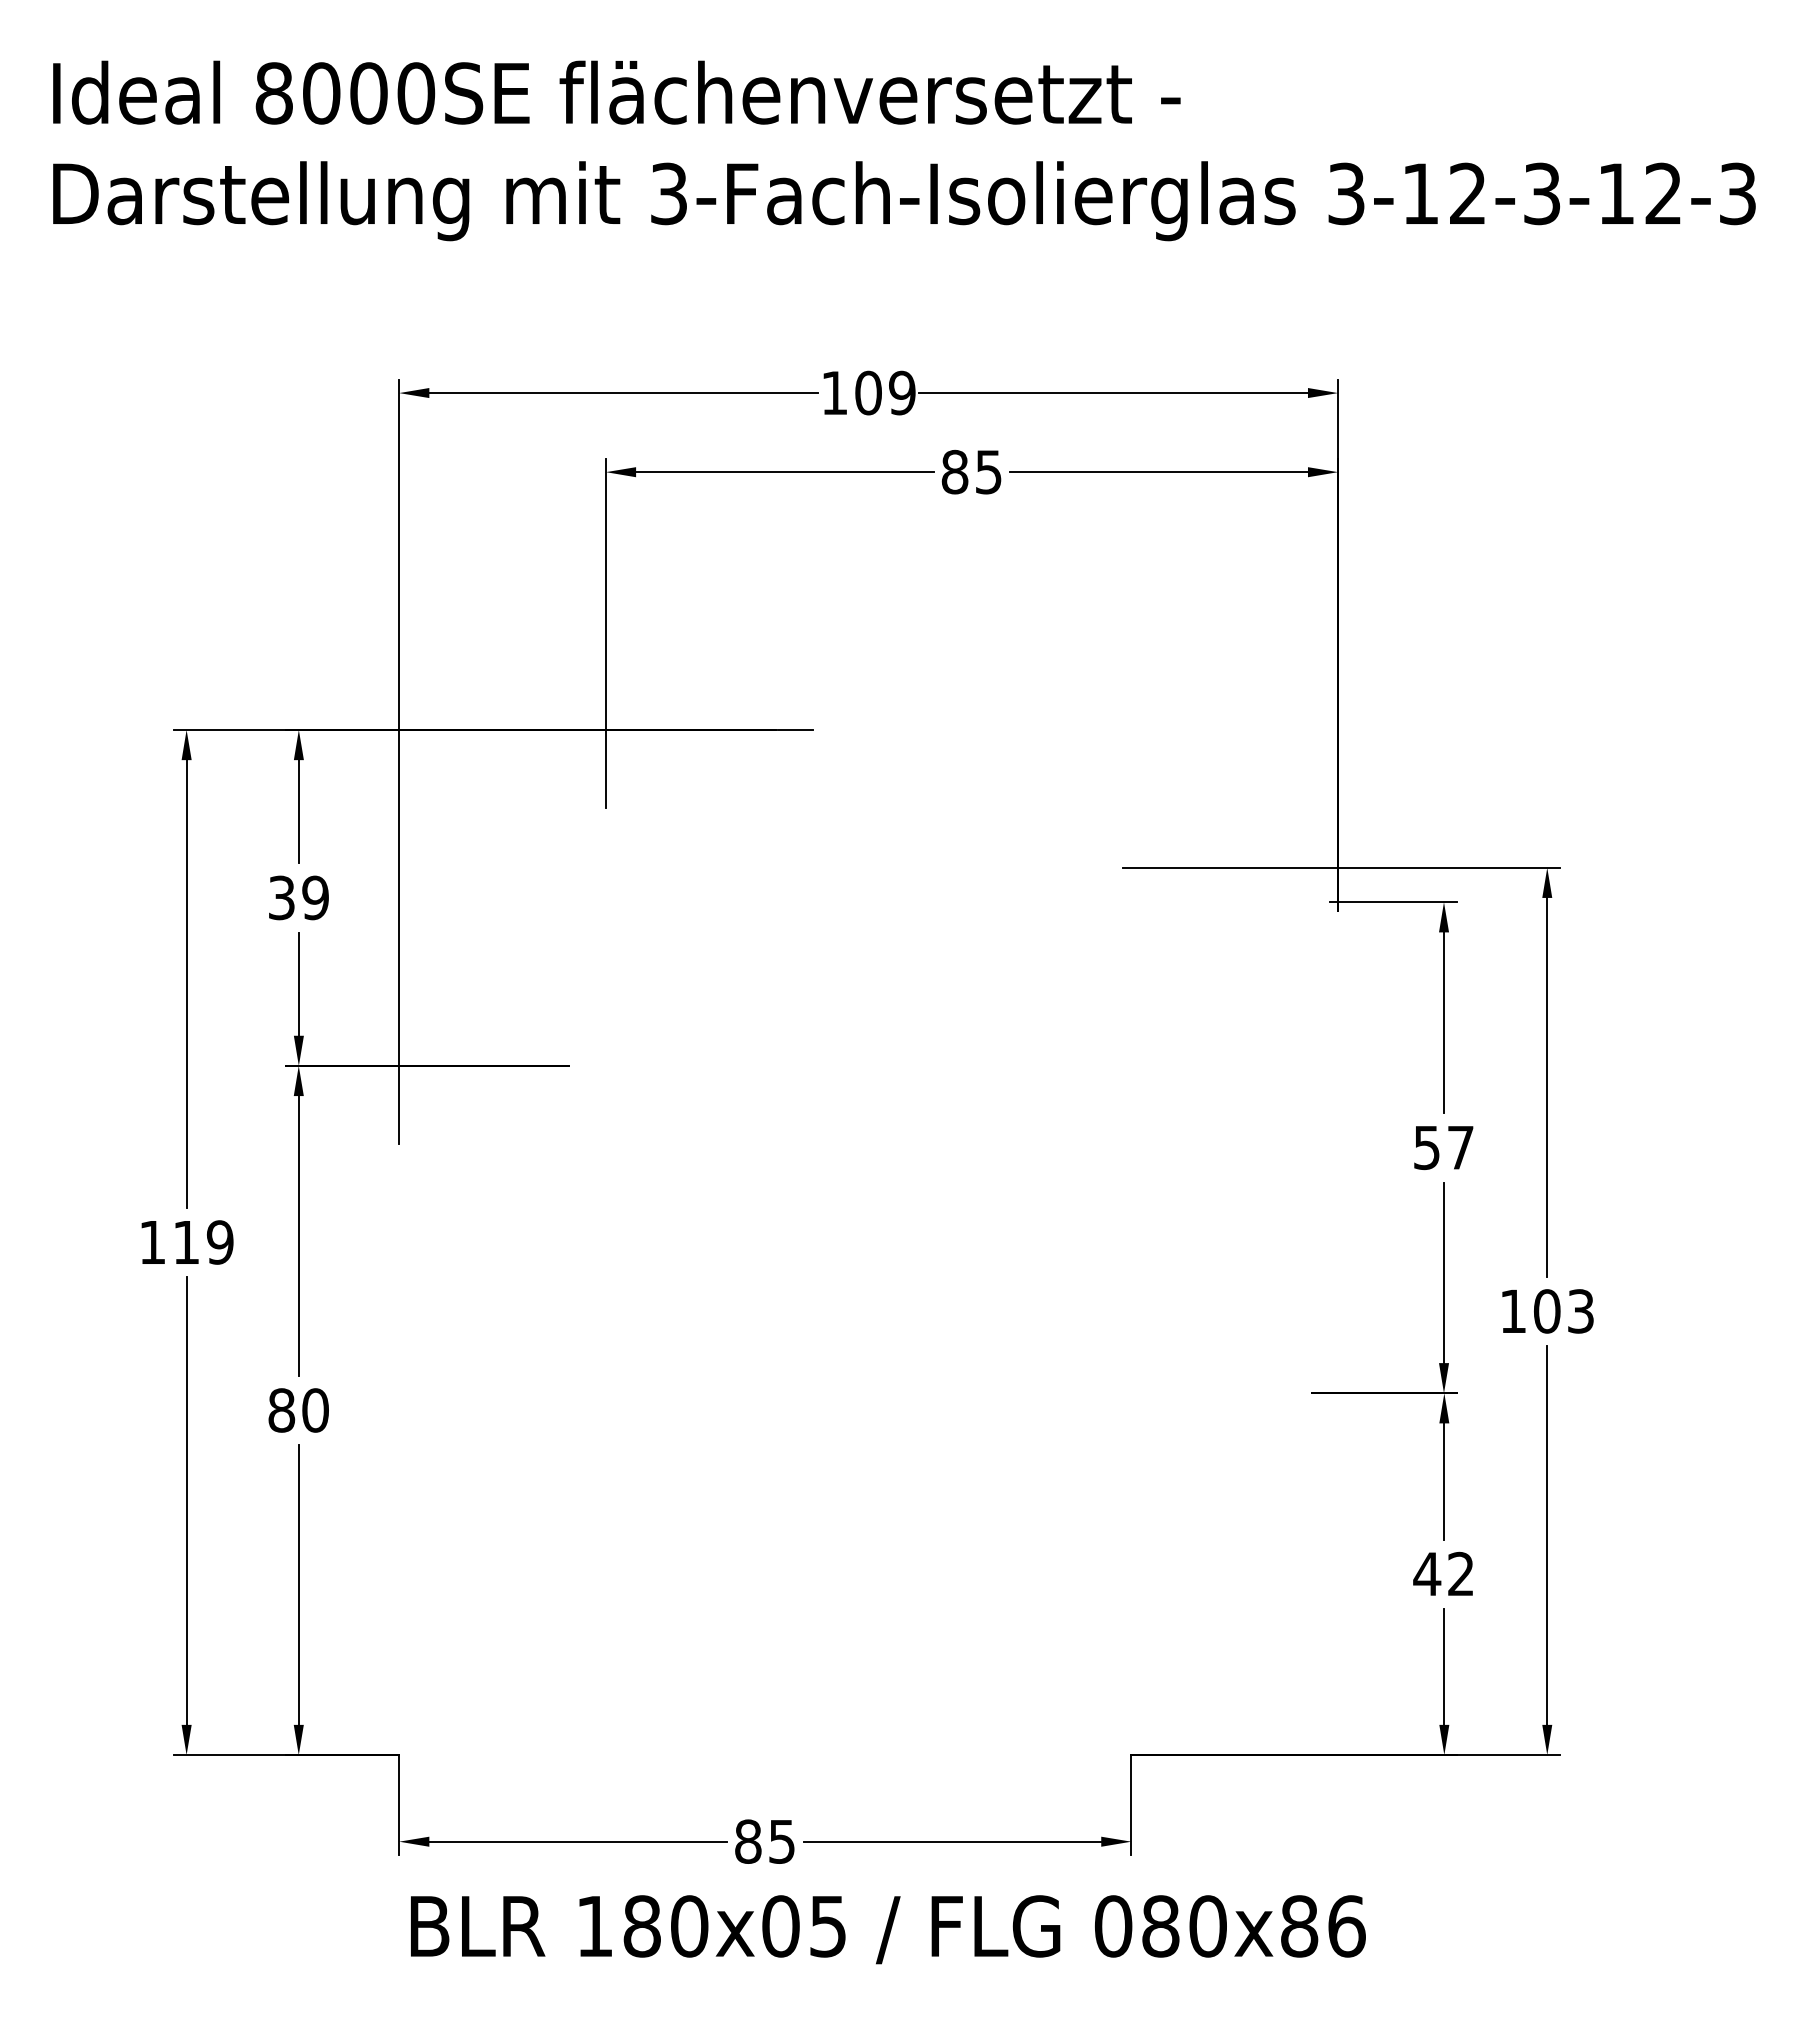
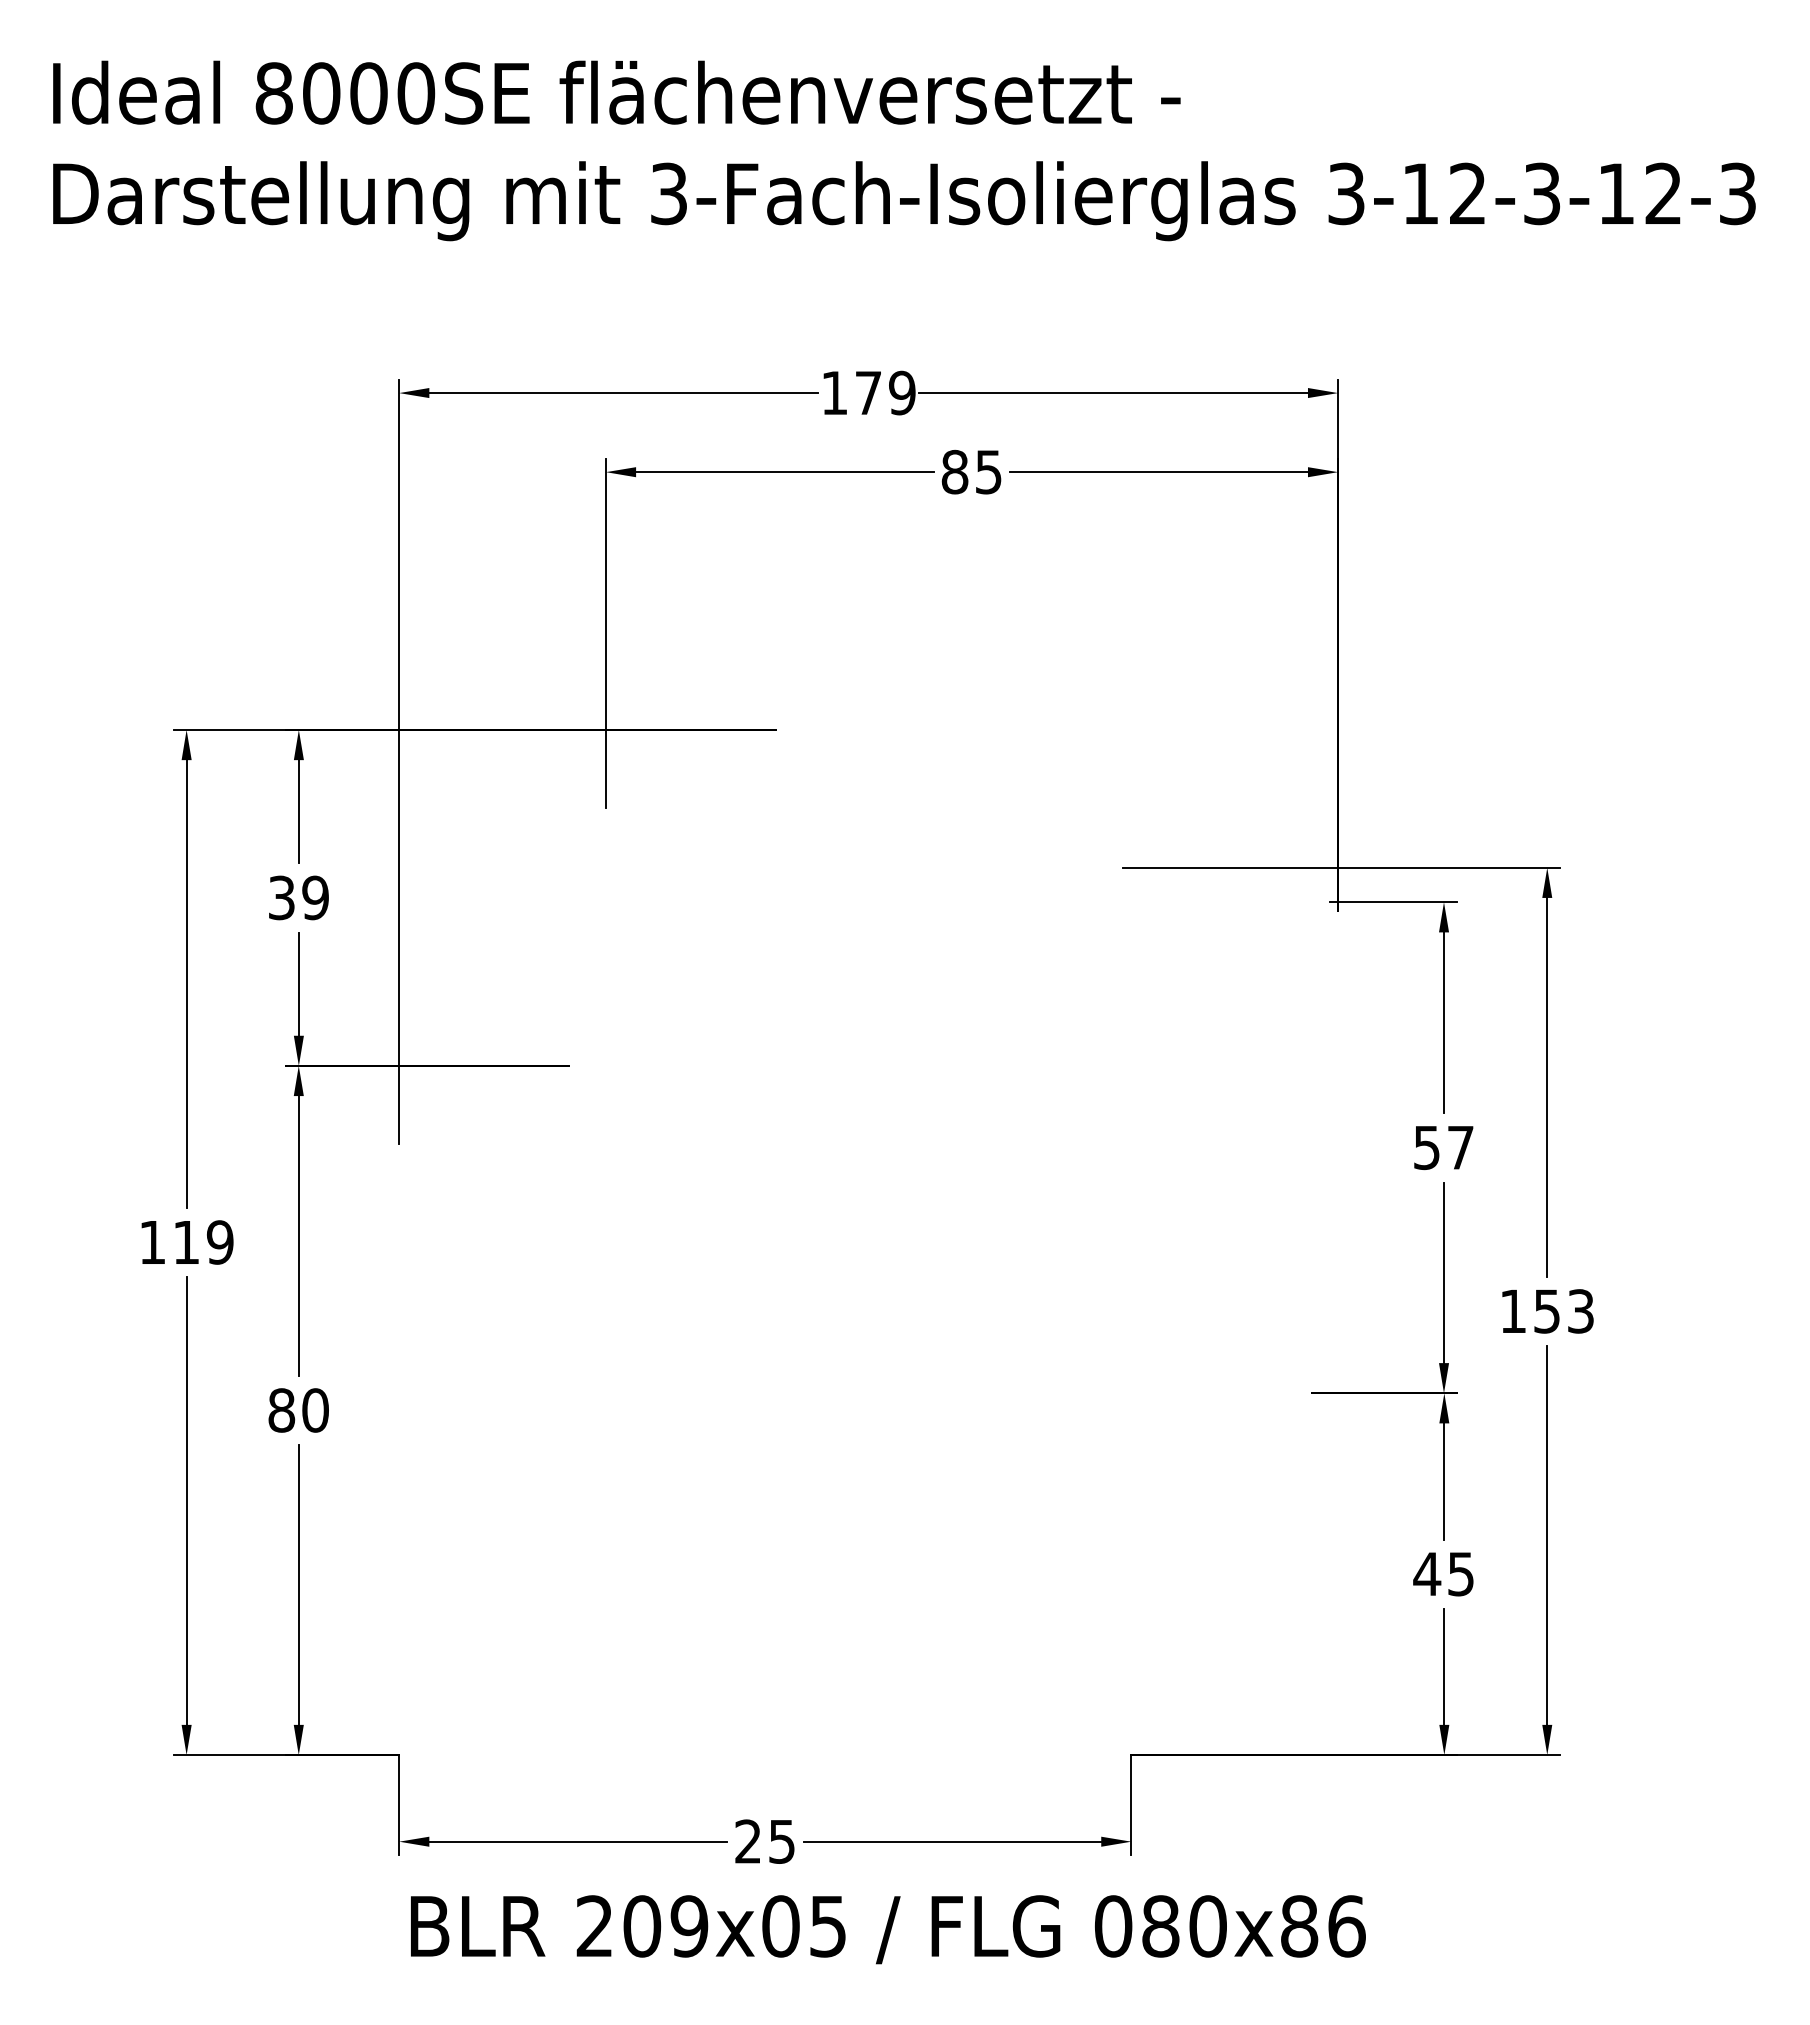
text: 109 -> 179 (868, 392)
line: present -> none (795, 729)
text: 103 -> 153 (1547, 1311)
text: 42 -> 45 (1460, 1573)
text: 85 -> 25 (748, 1841)
text: 180x05 -> 209x05 (642, 1926)
